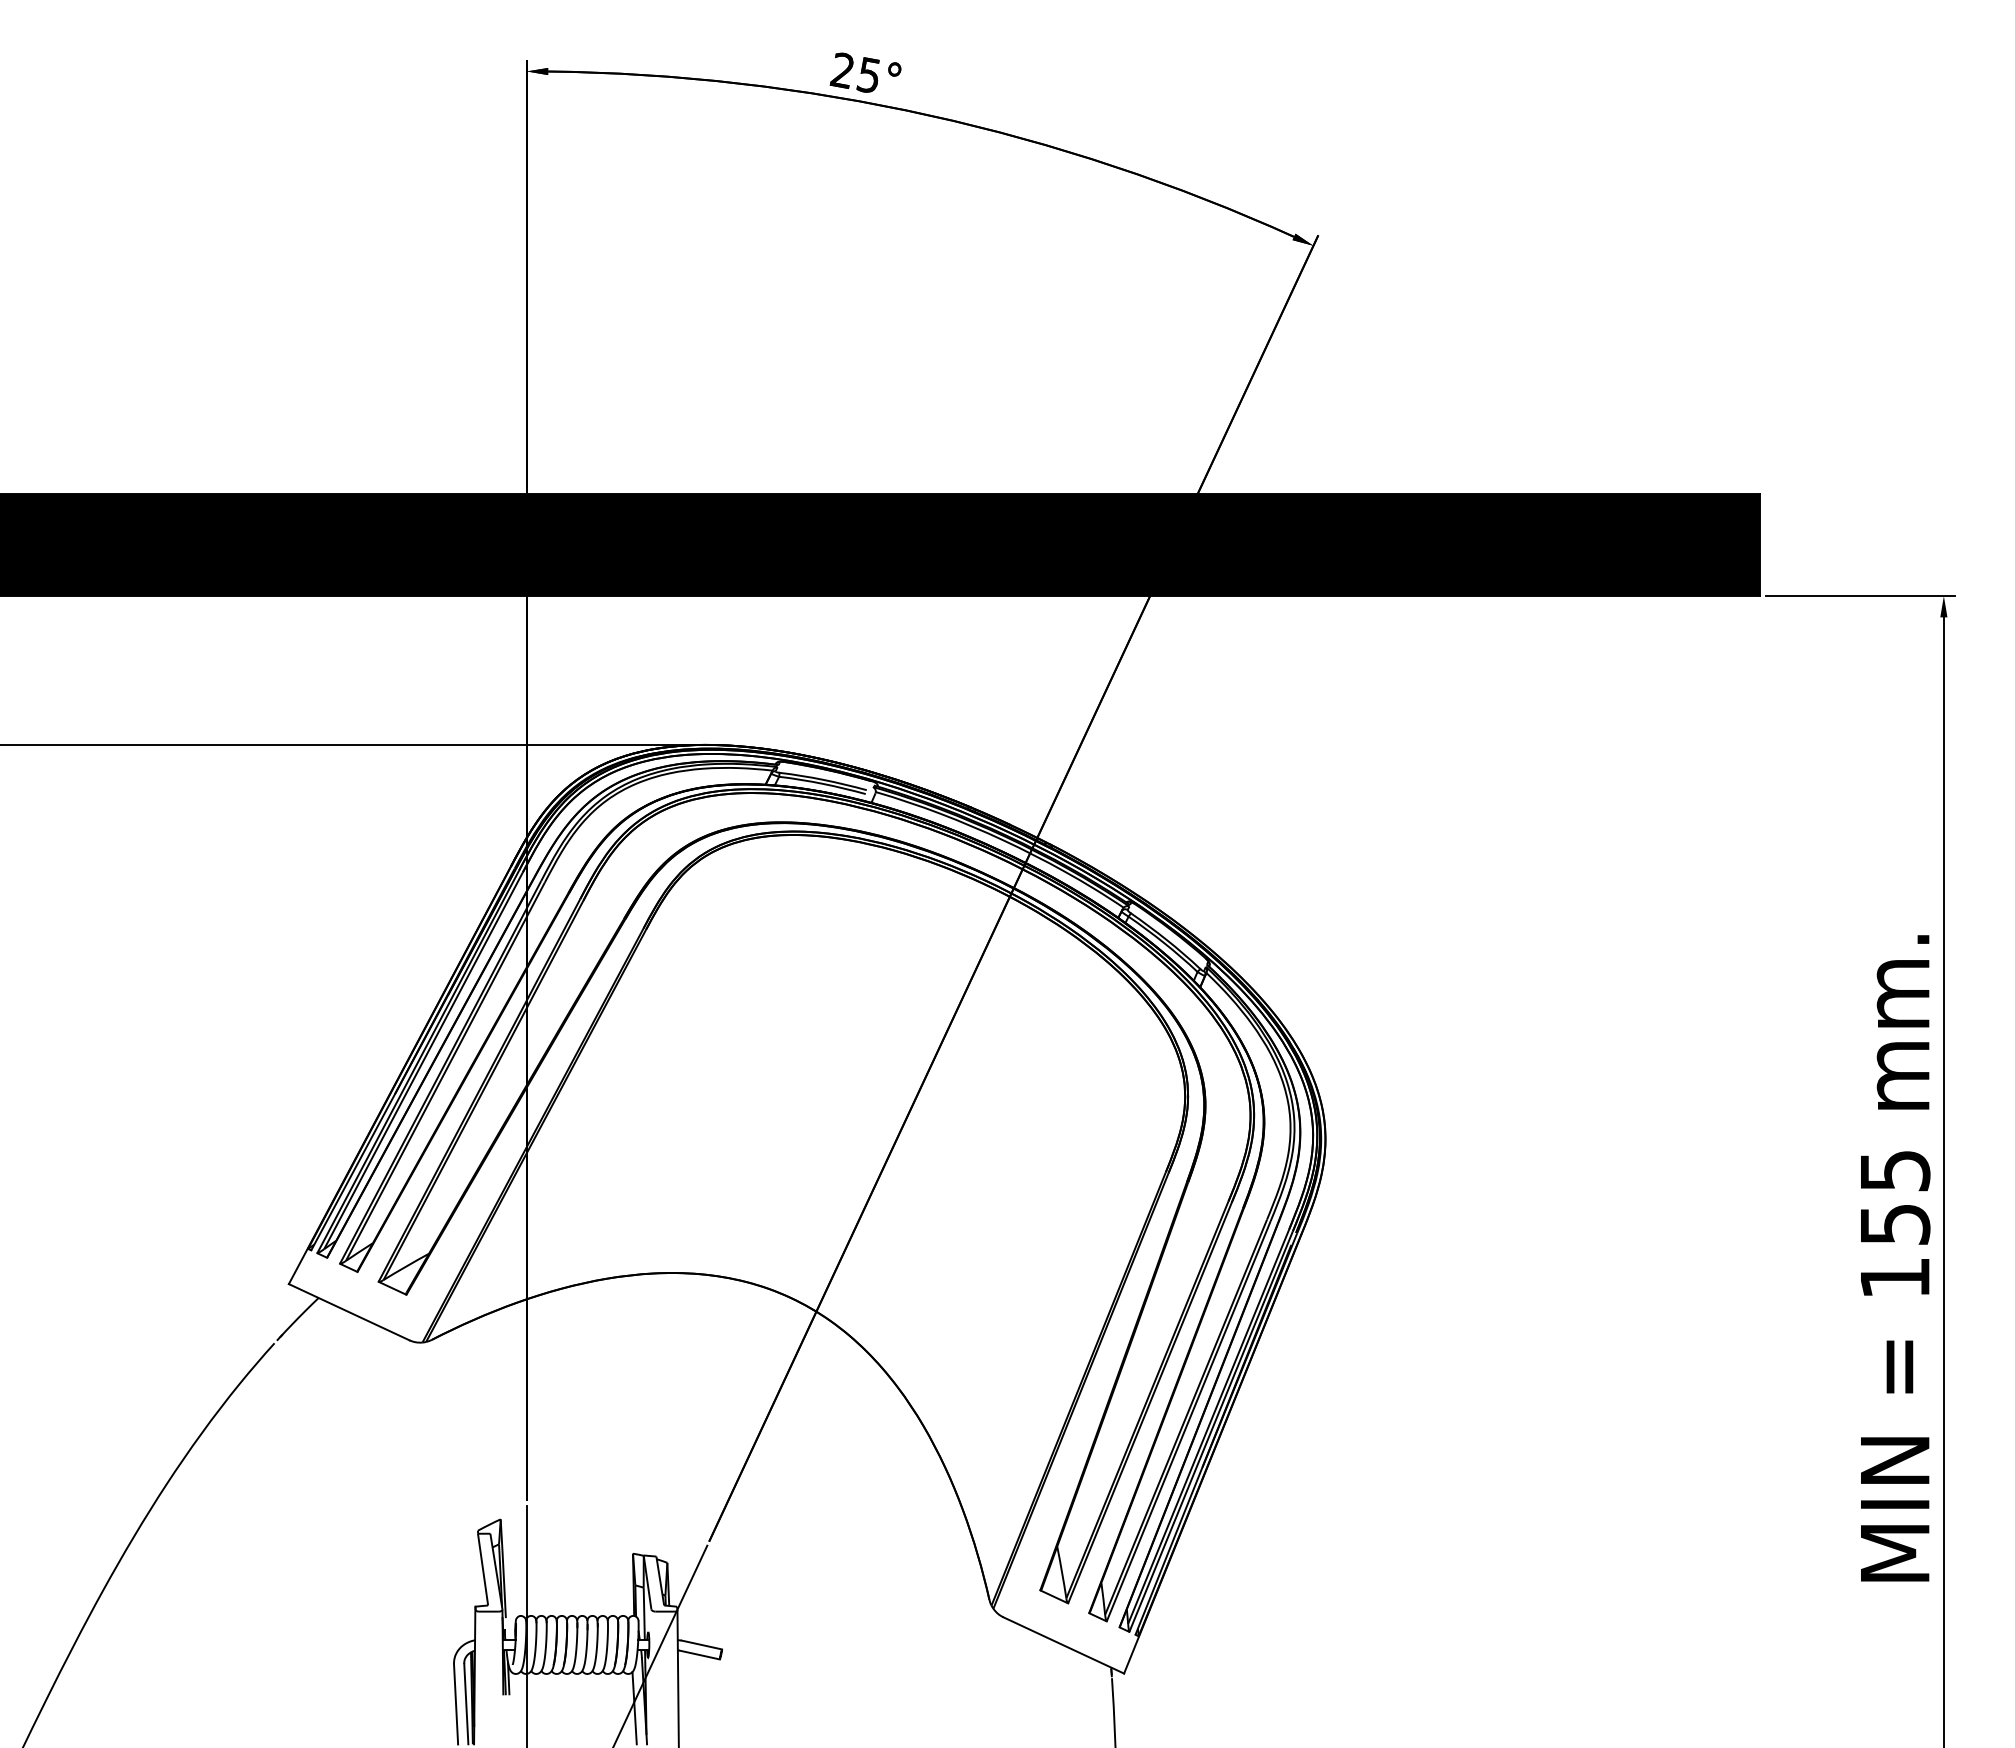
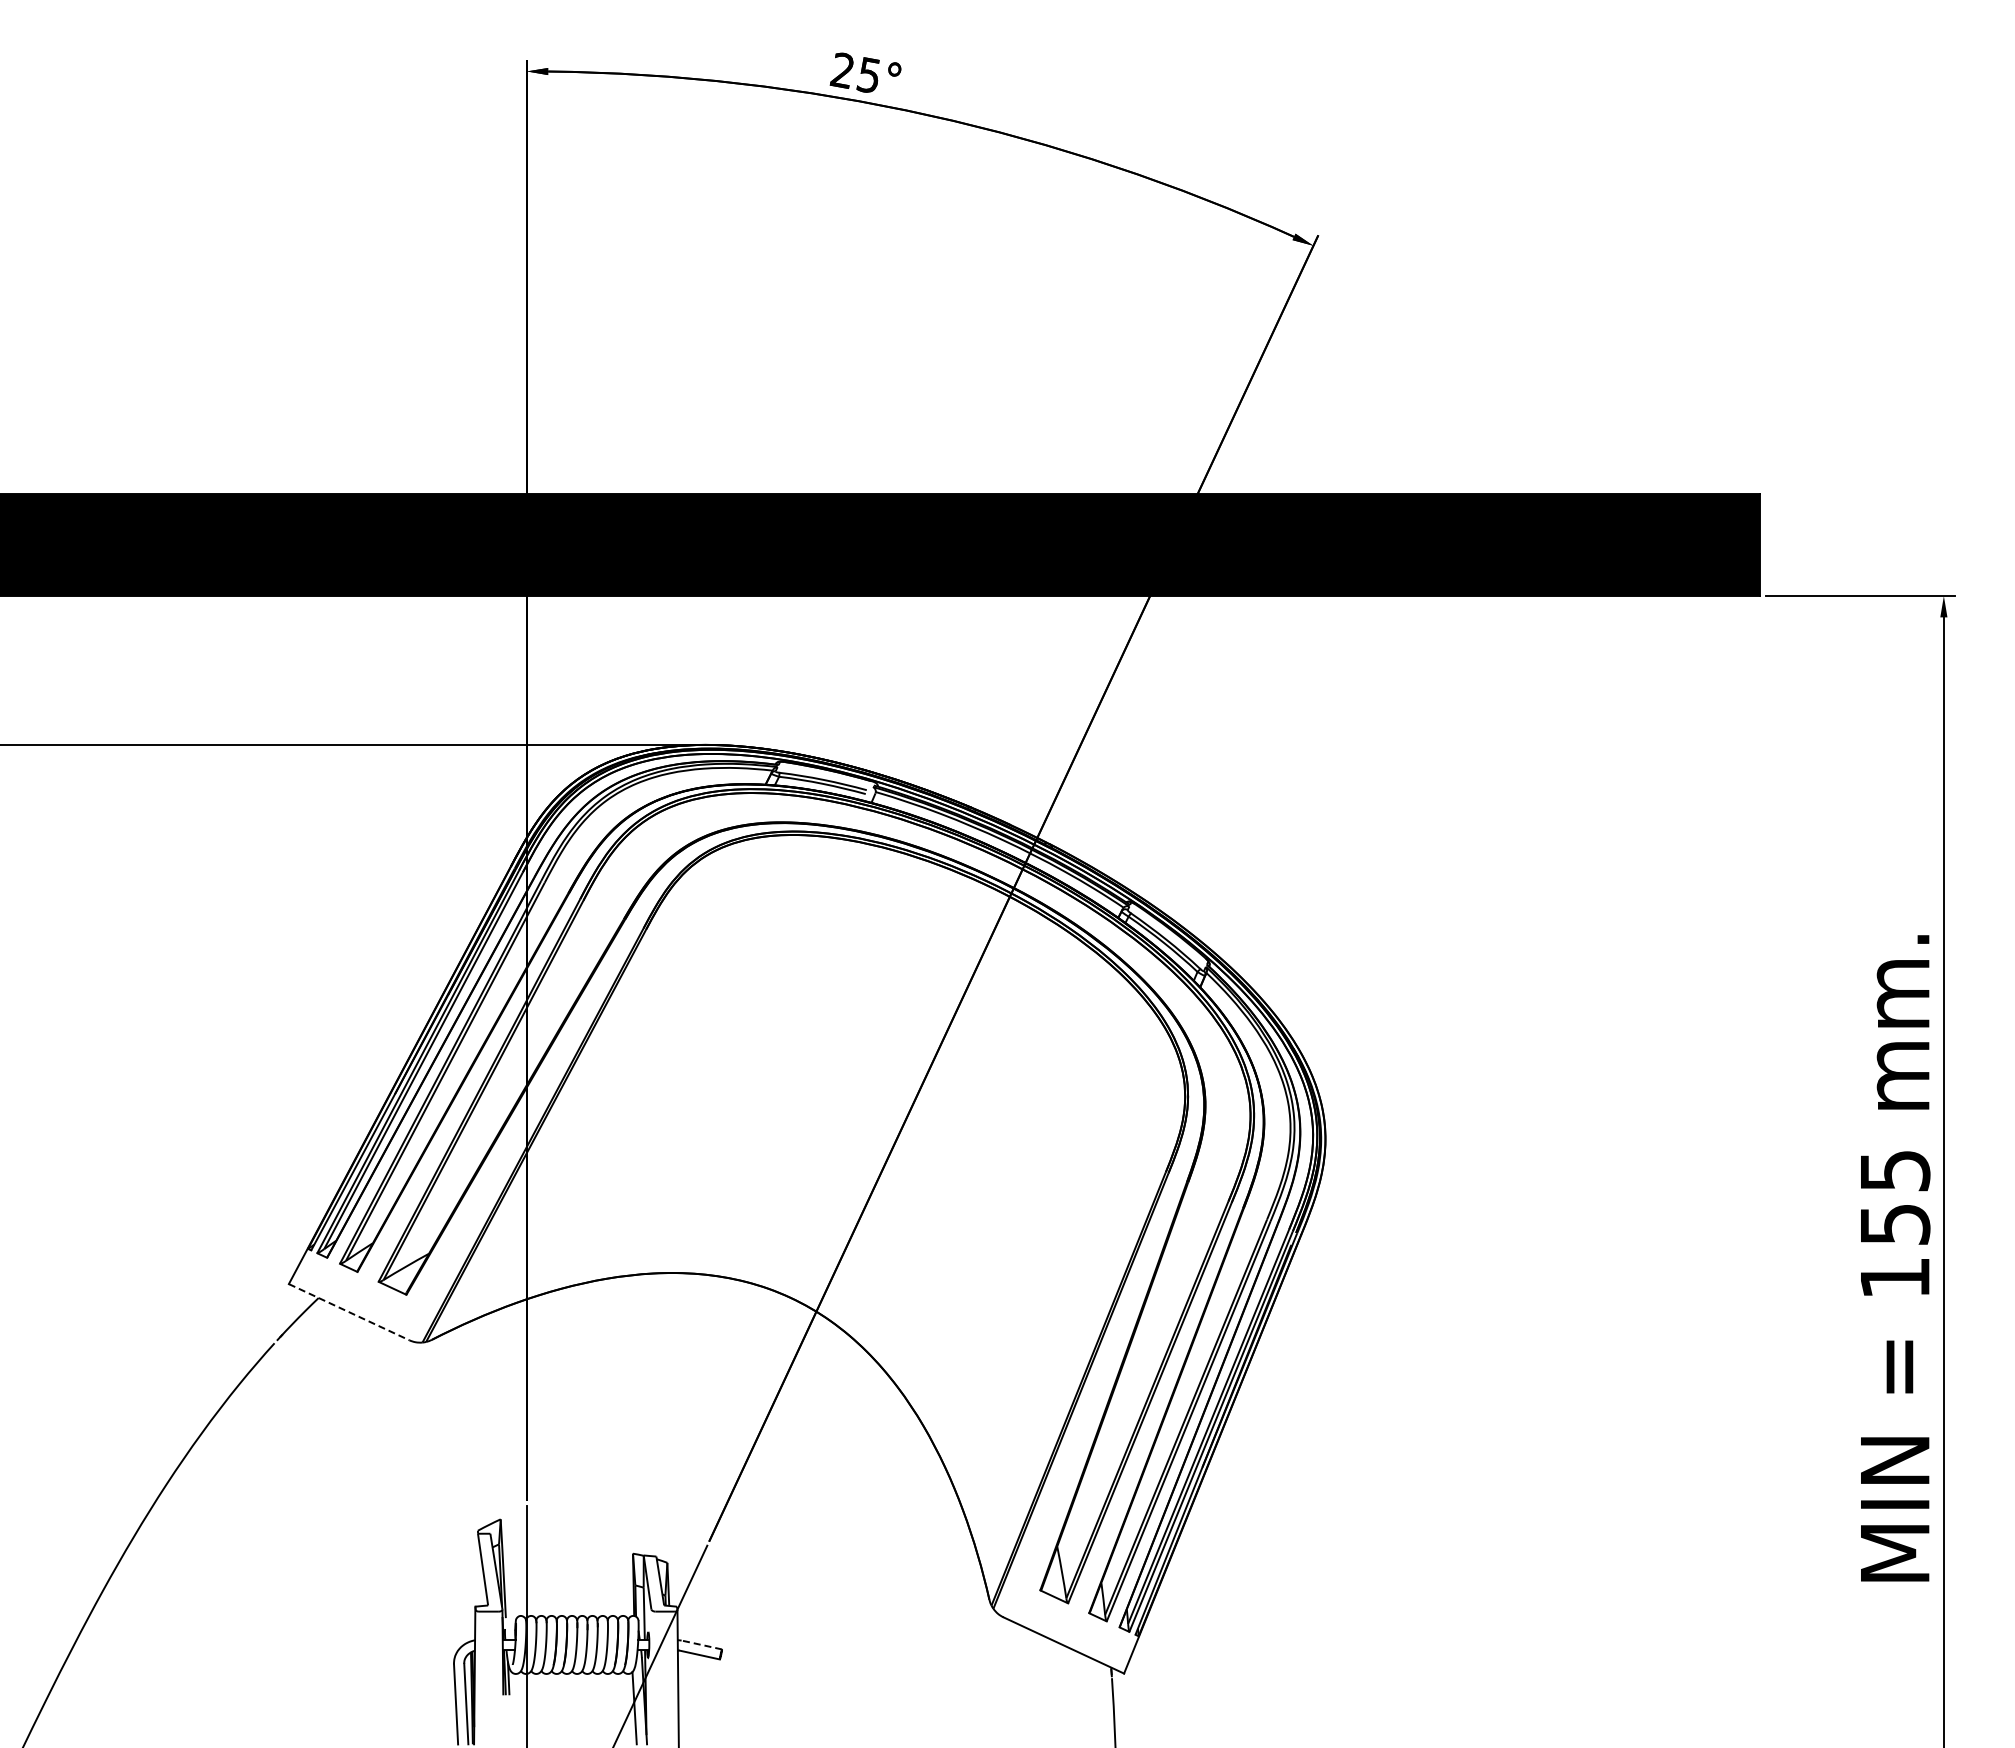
line: solid -> dashed (349, 1312)
line: solid -> dashed (701, 1645)
